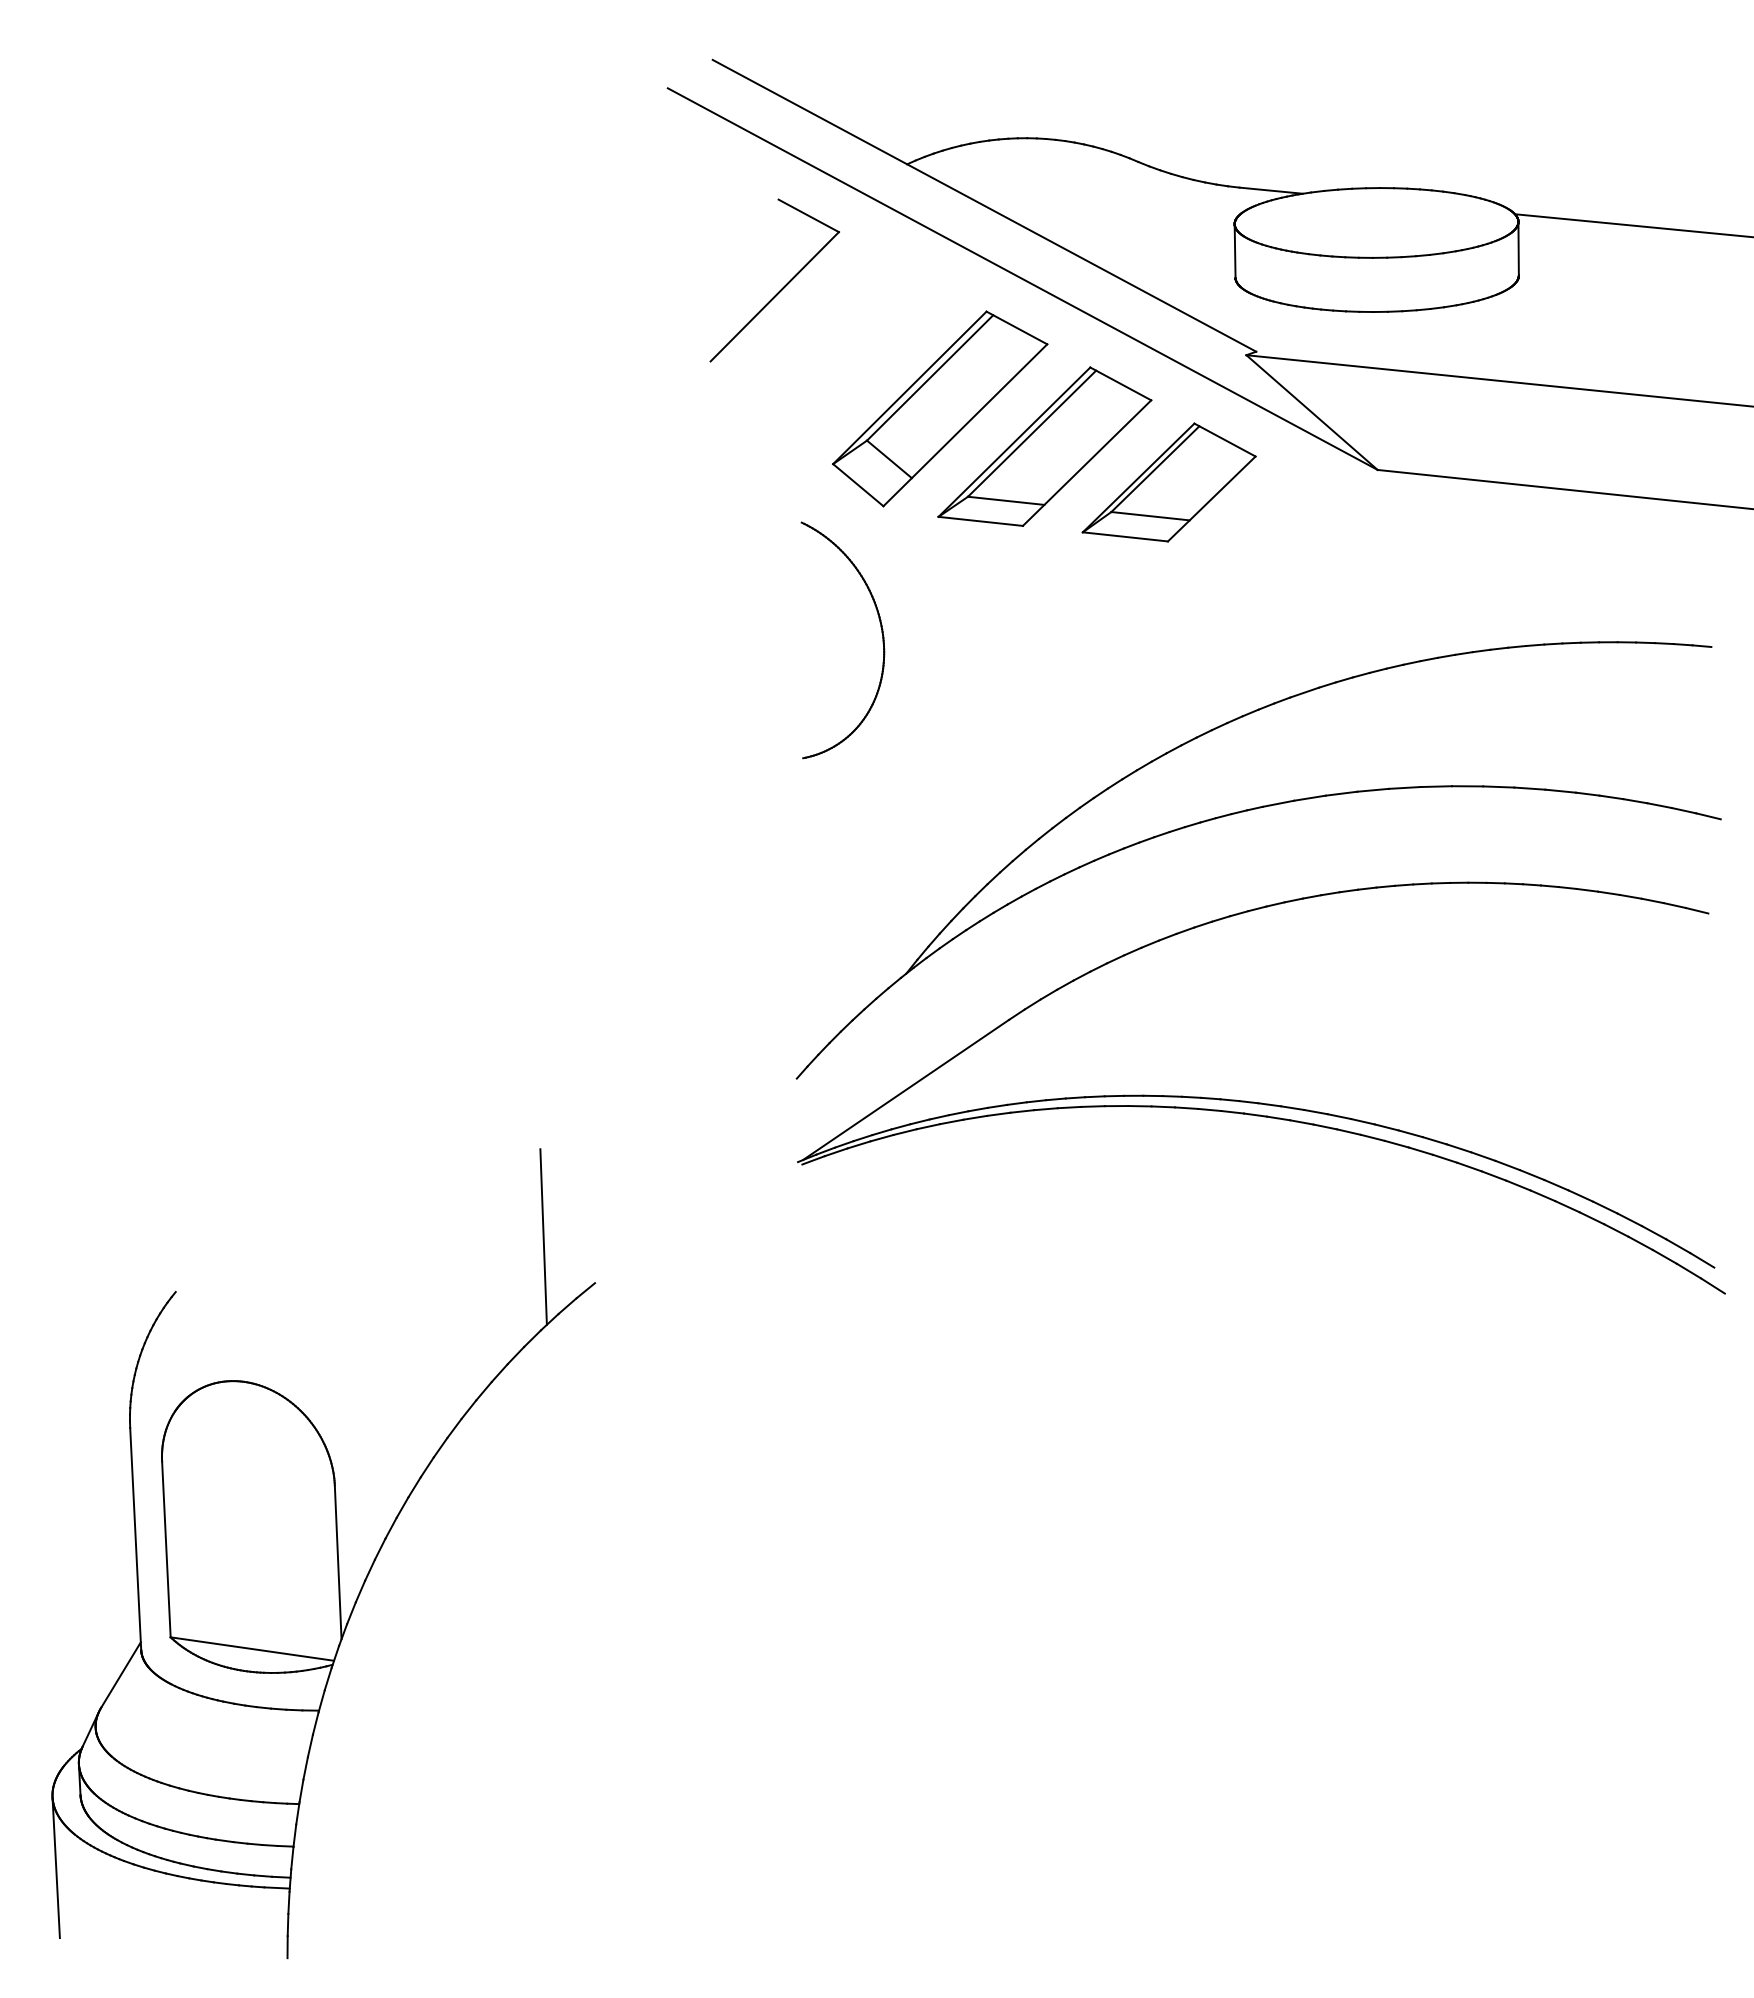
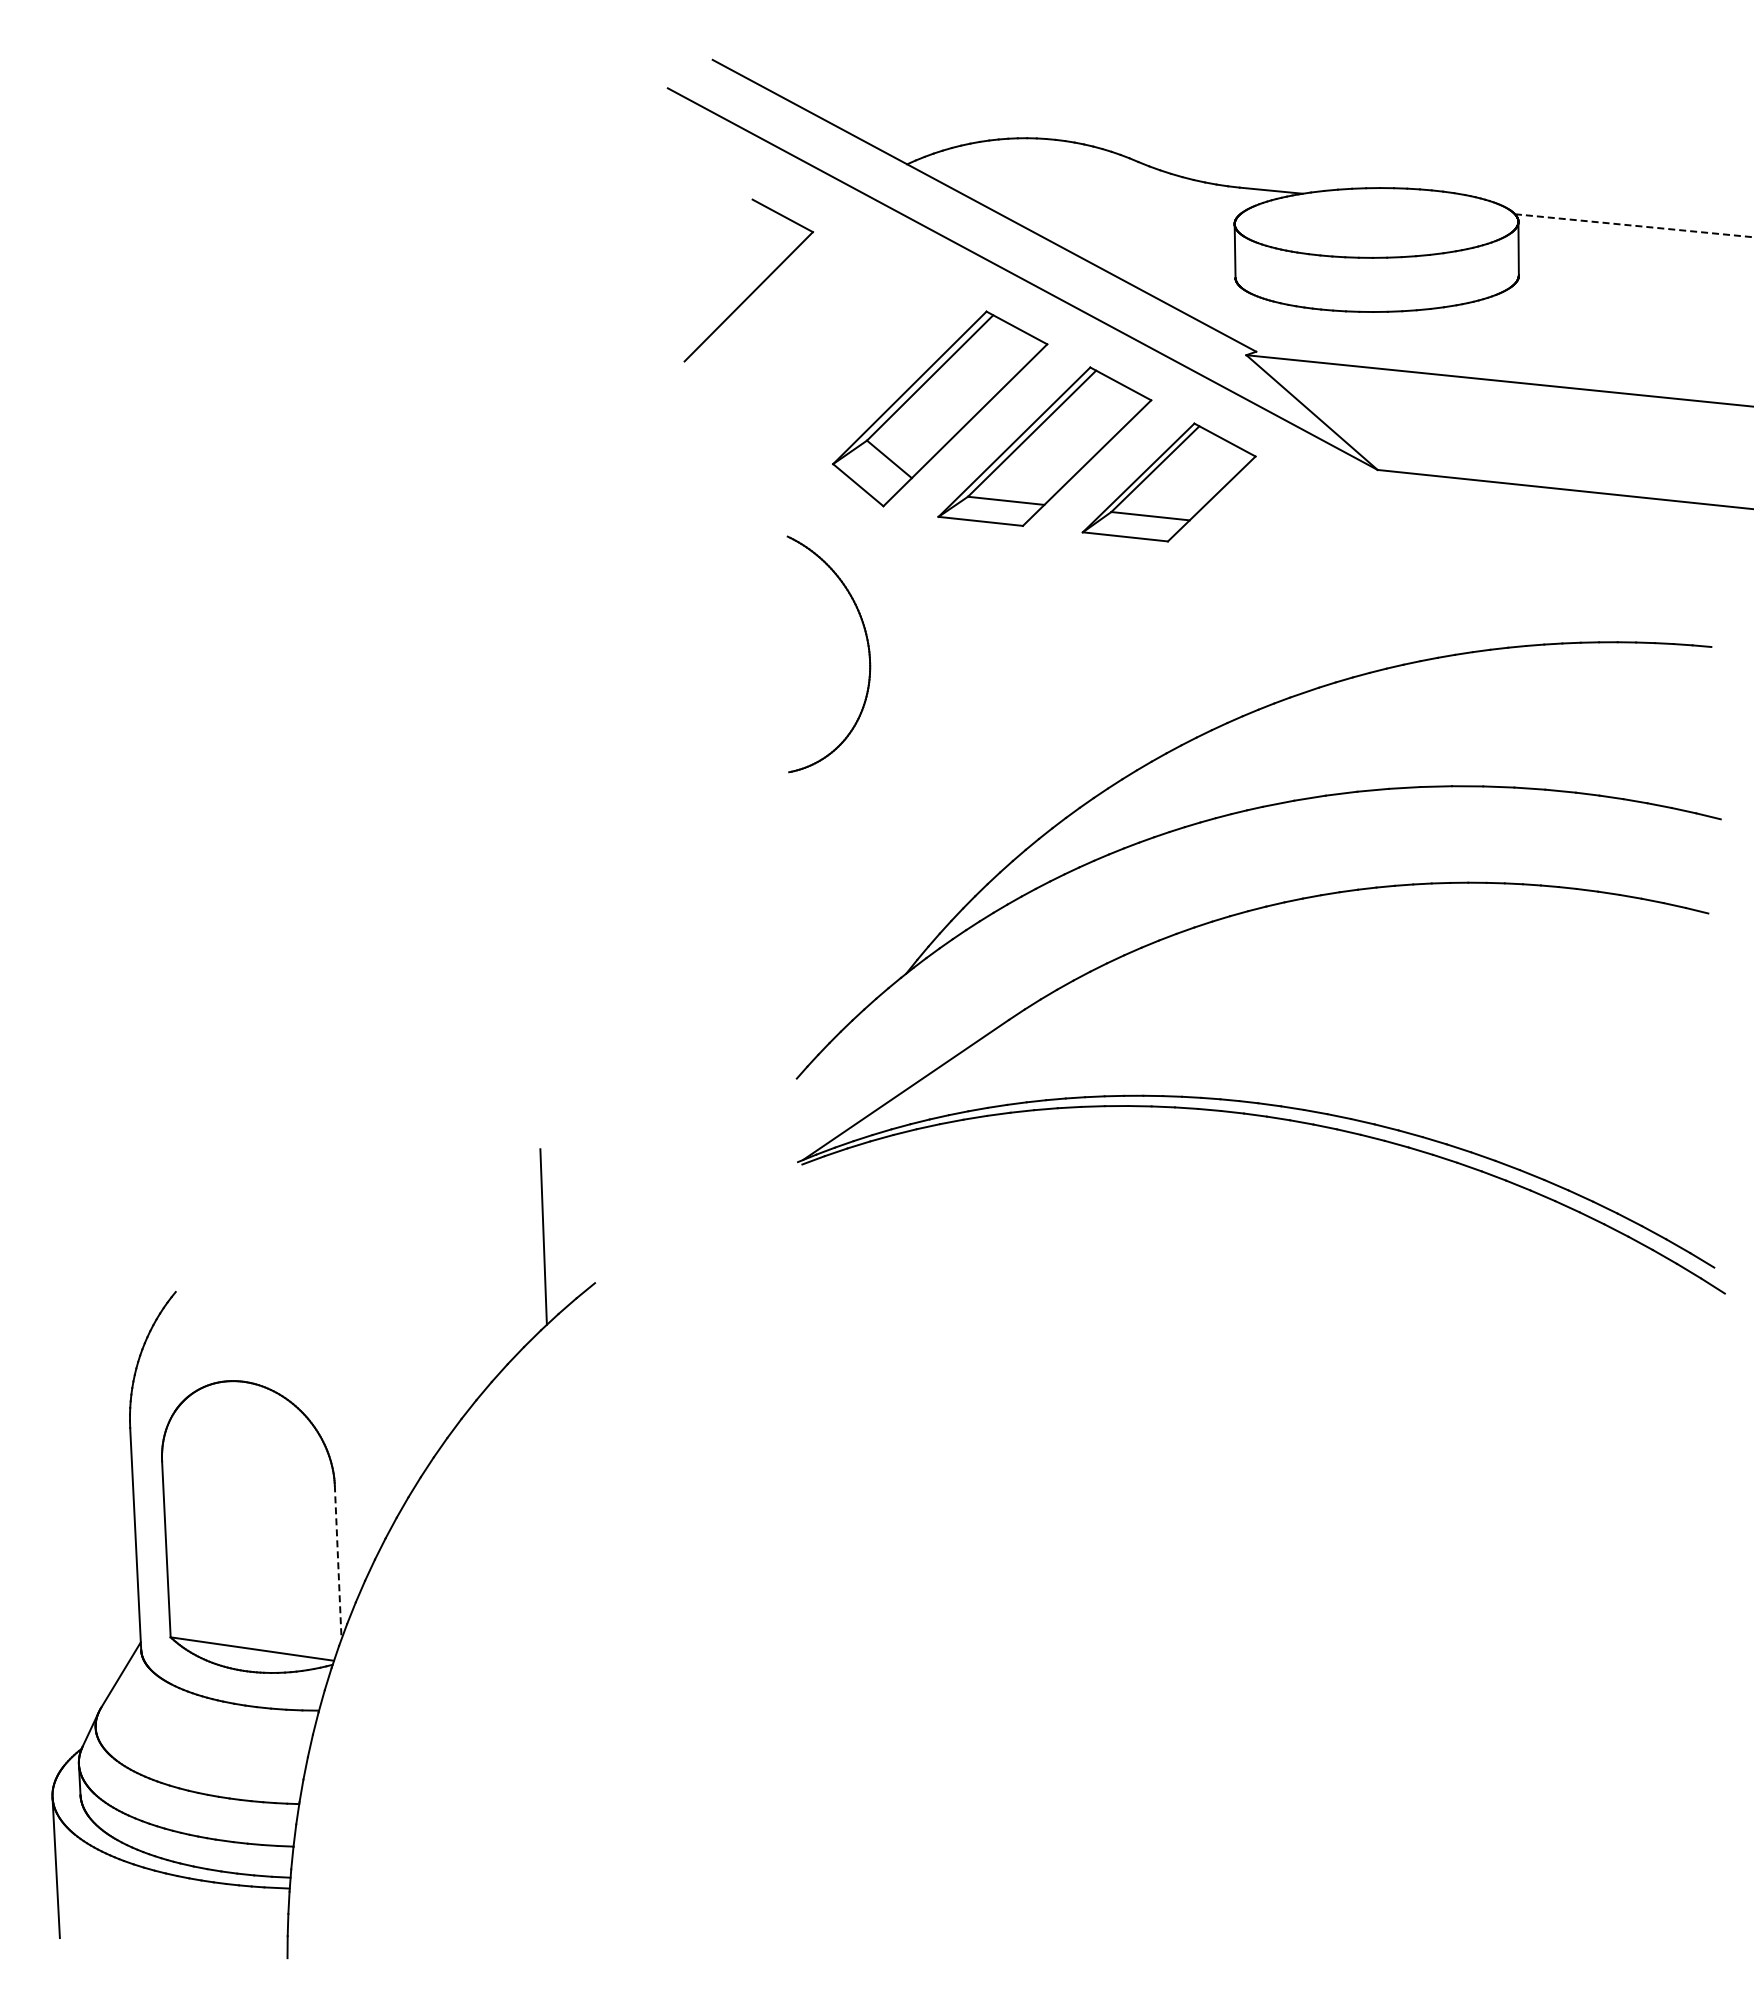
line: solid -> dashed (1634, 225)
part position: (782, 287) -> (756, 287) (756, 287)
part position: (881, 633) -> (867, 647) (867, 647)
line: solid -> dashed (338, 1562)
